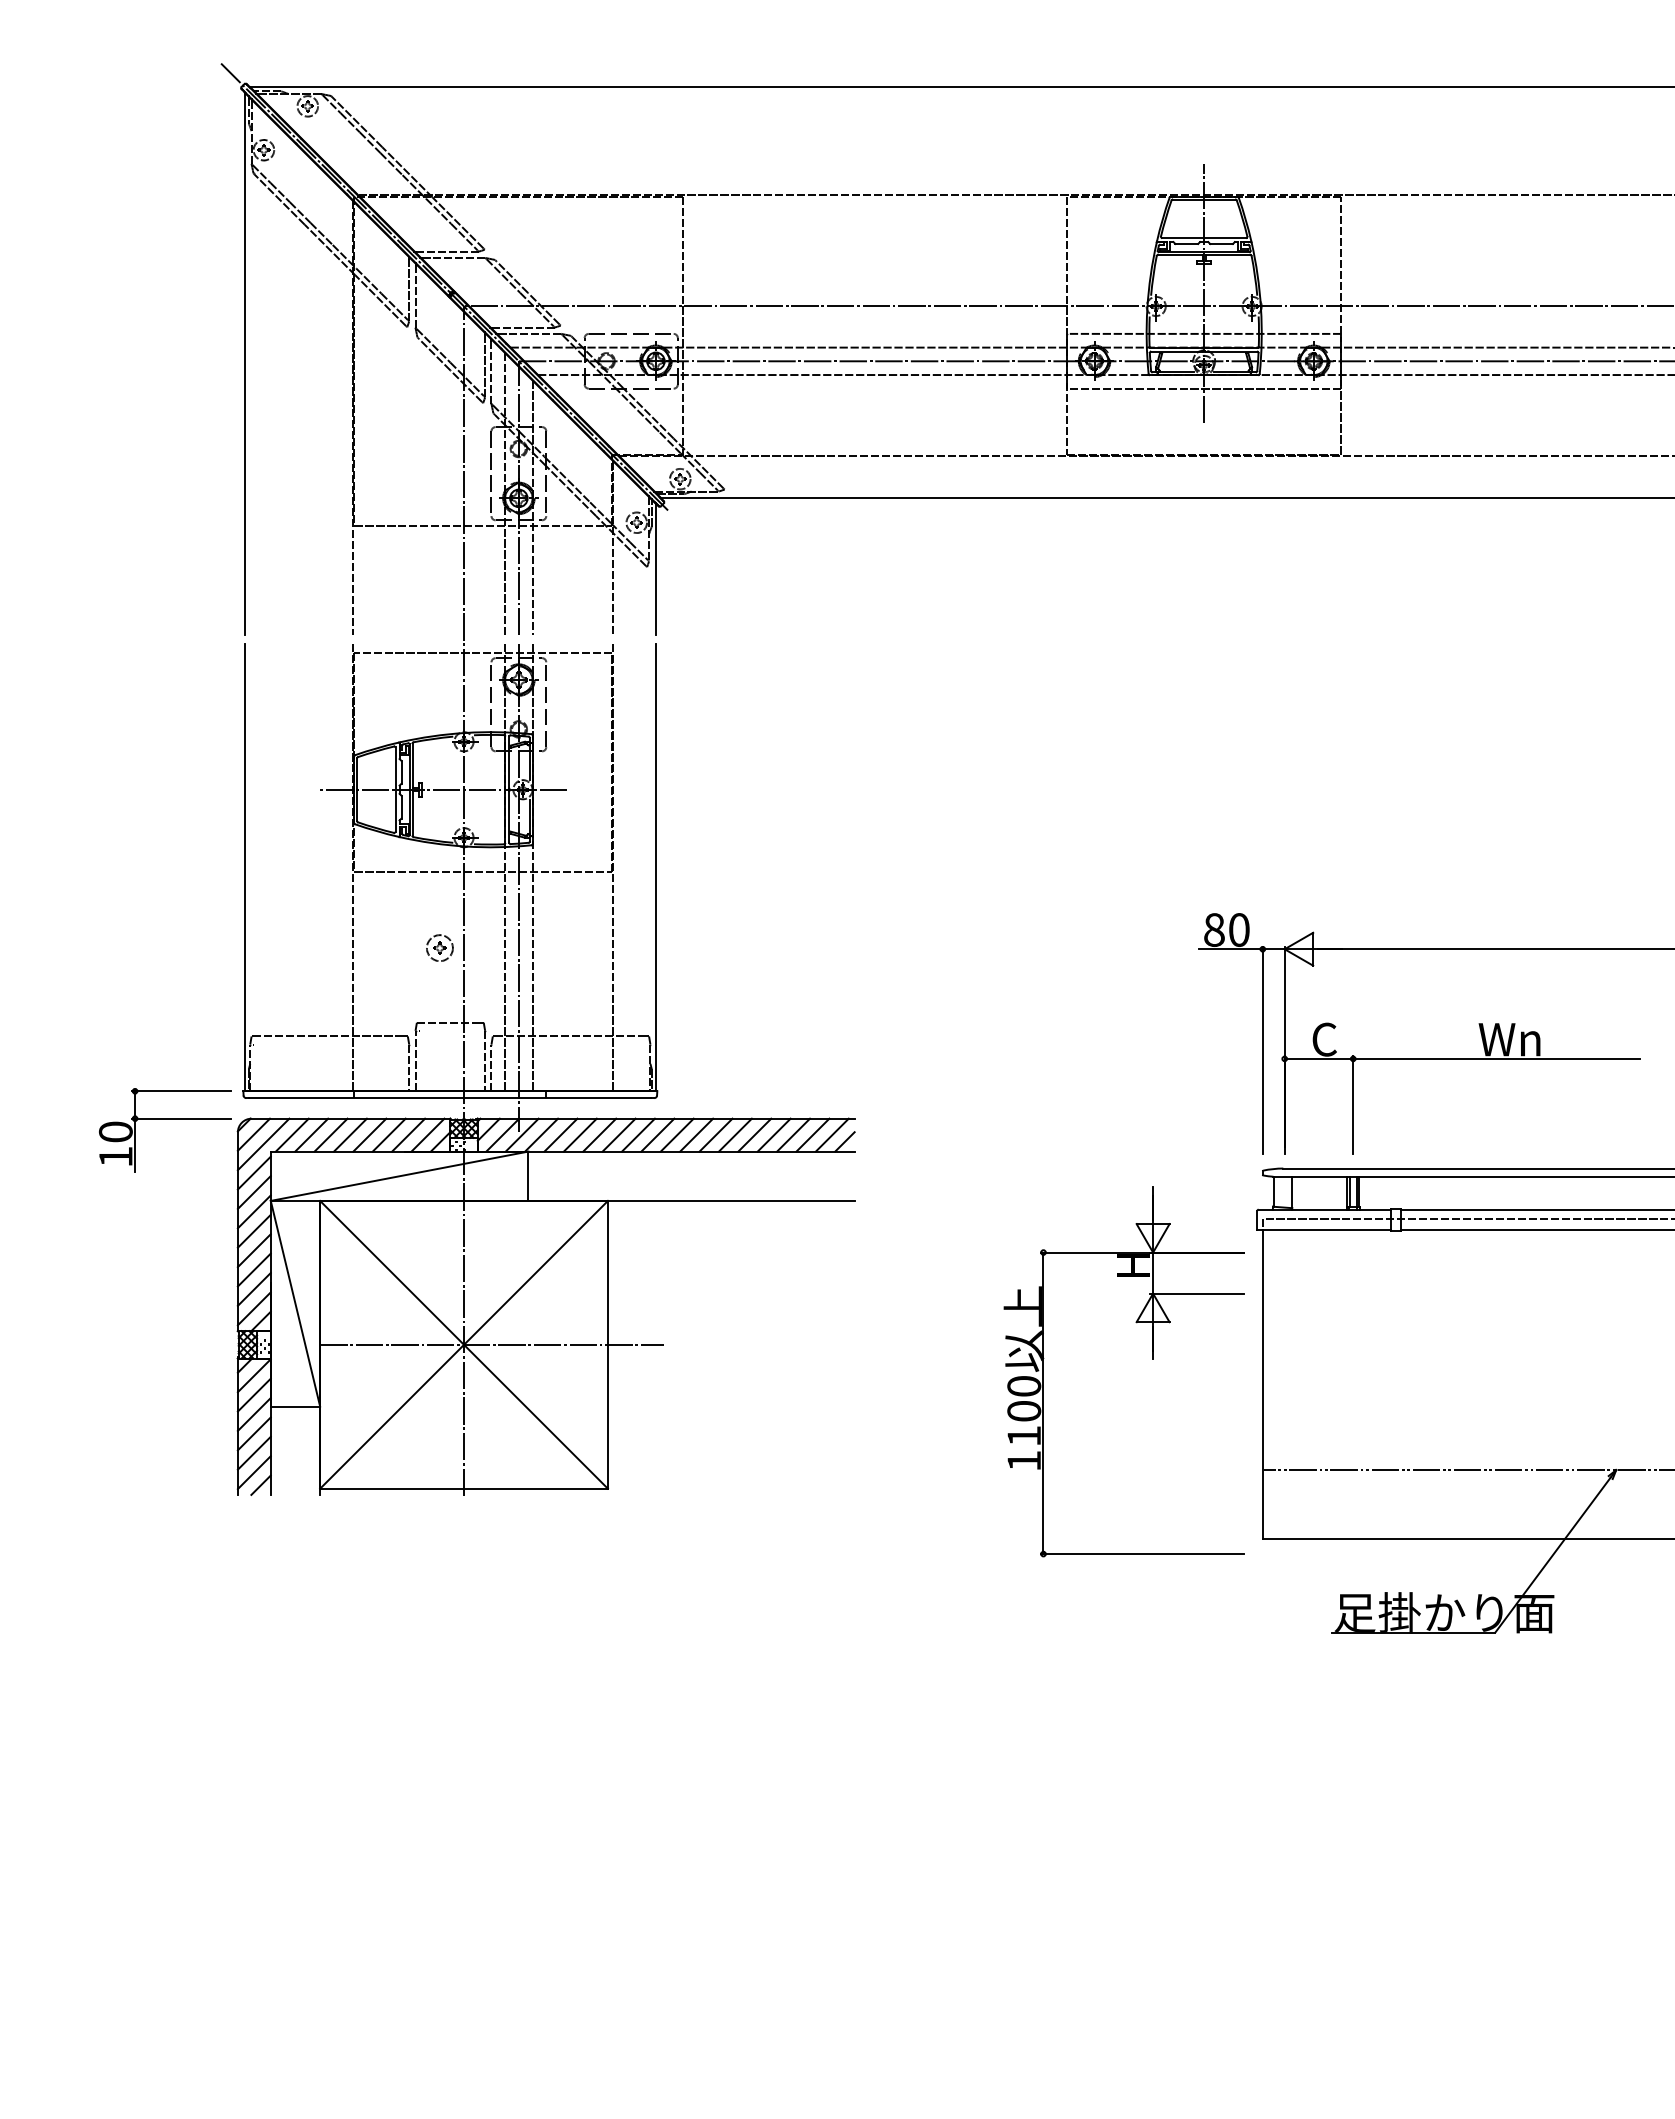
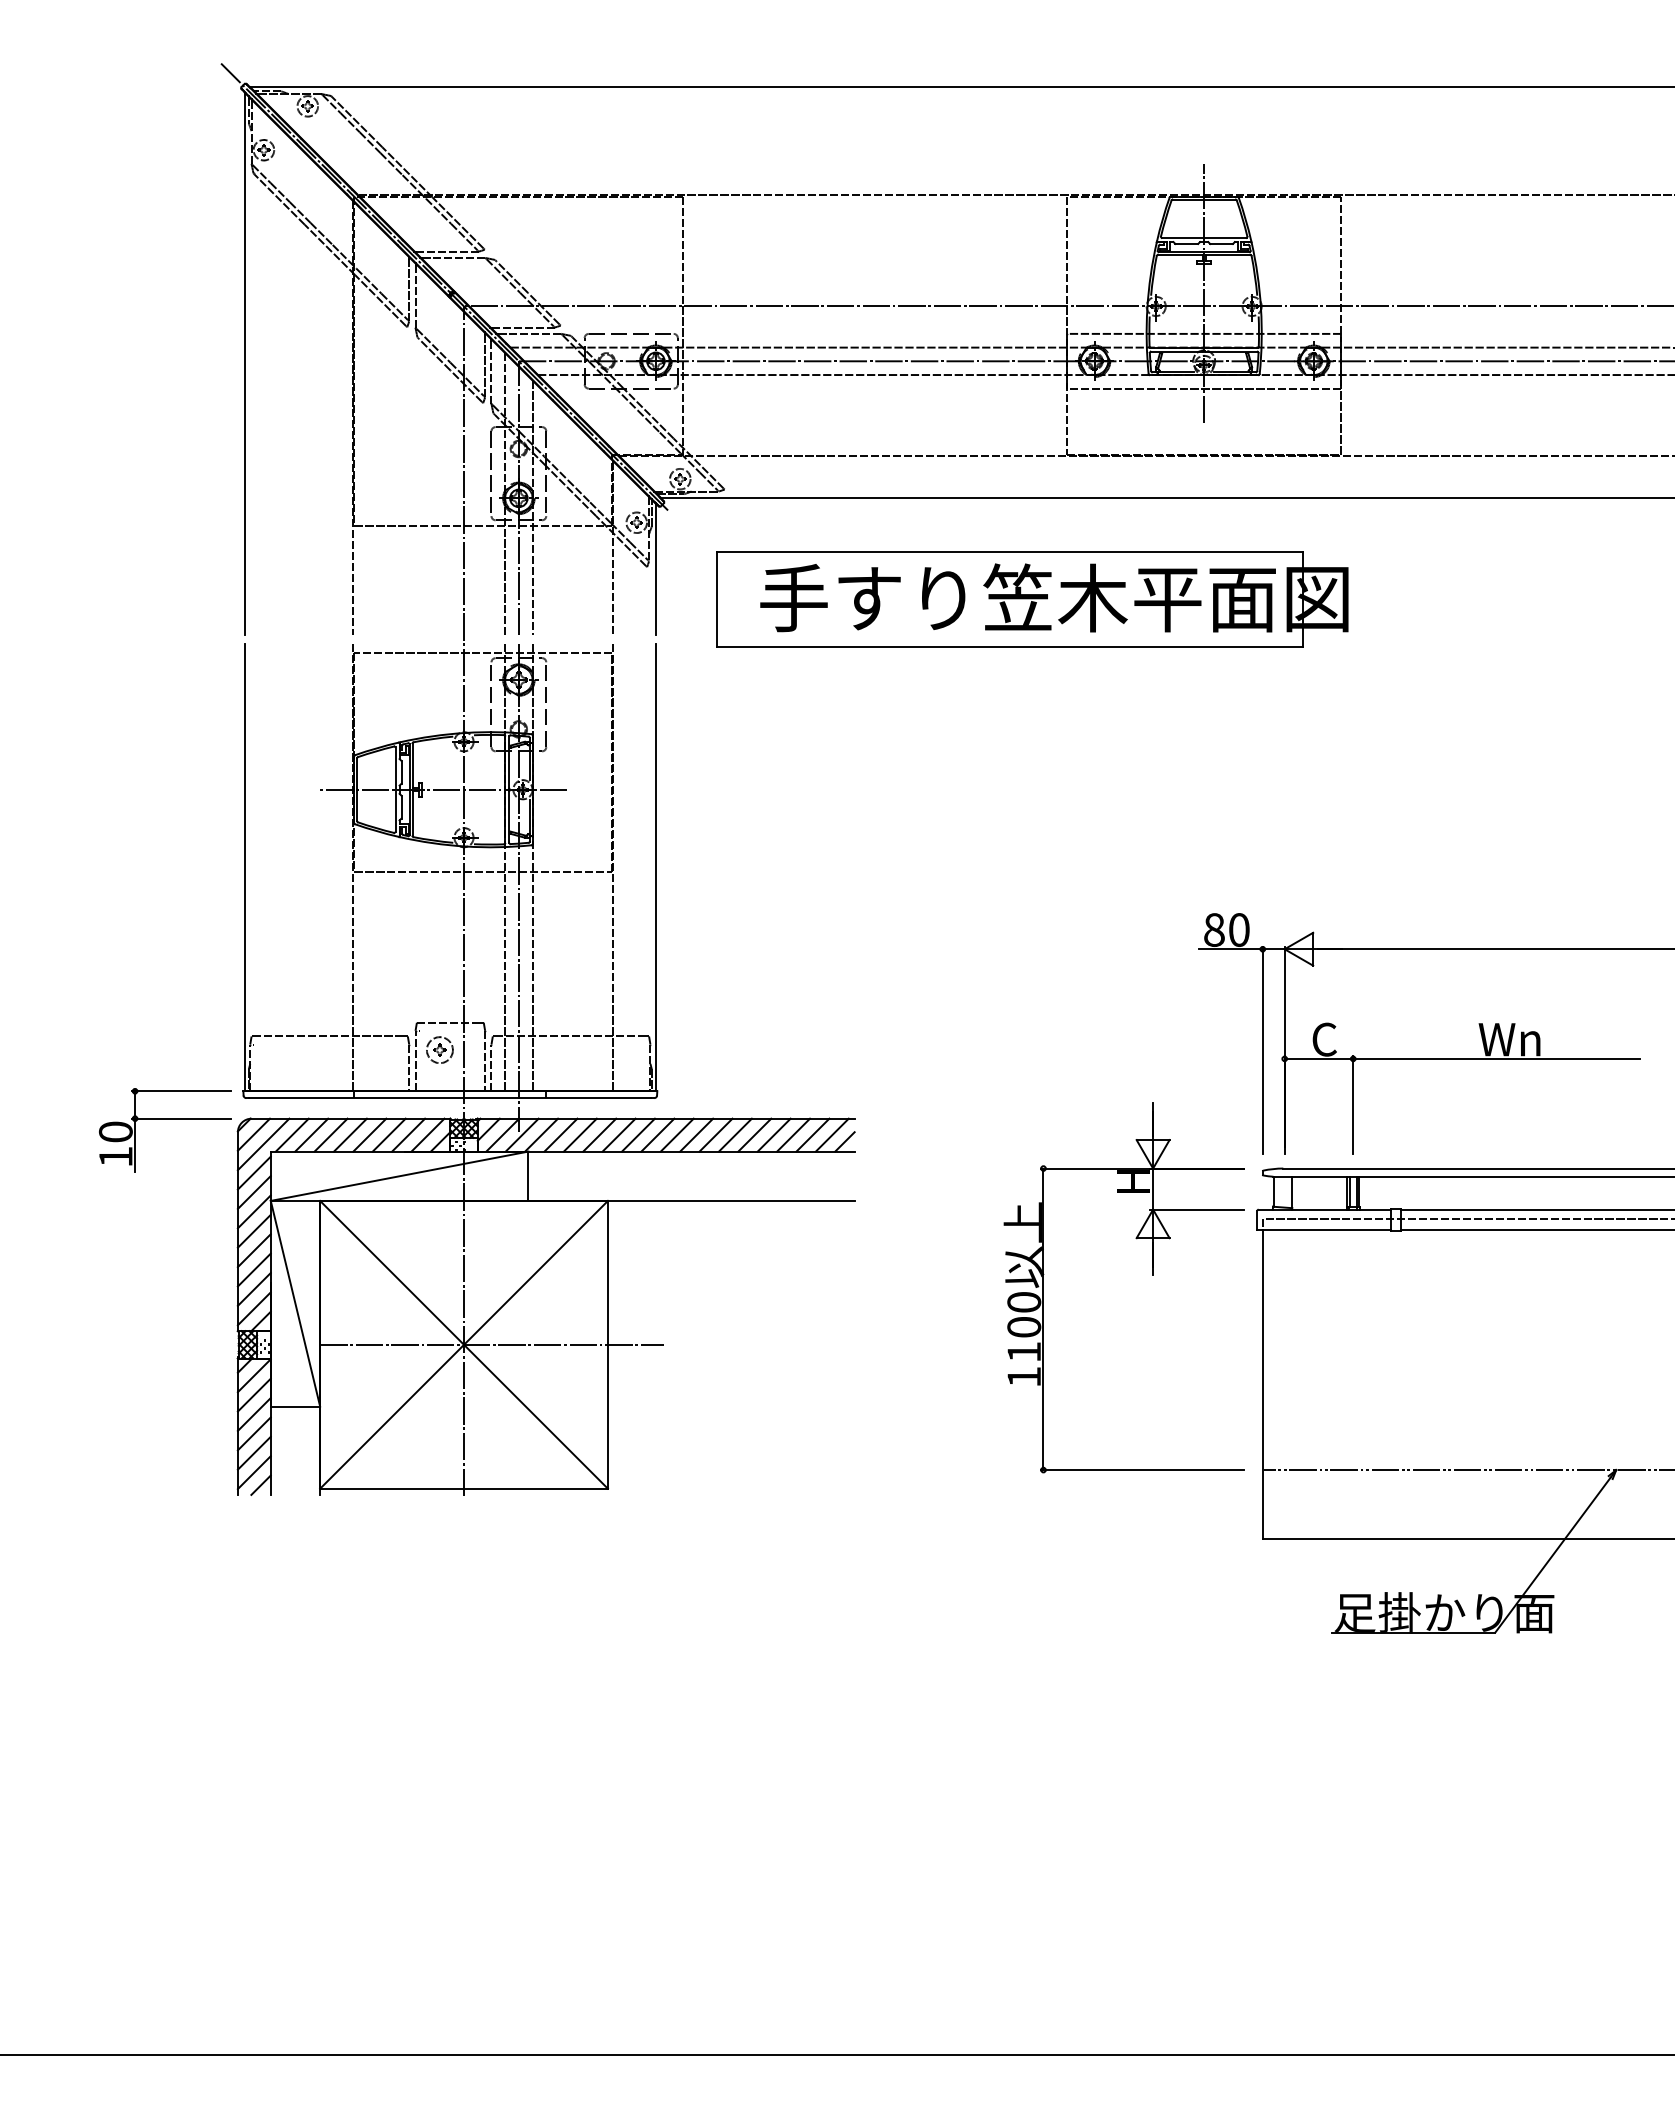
part: none -> present (1032, 599)
part position: (439, 947) -> (439, 1049) (439, 1049)
part position: (1152, 1359) -> (1152, 1275) (1152, 1275)
line: none -> present (836, 2055)
